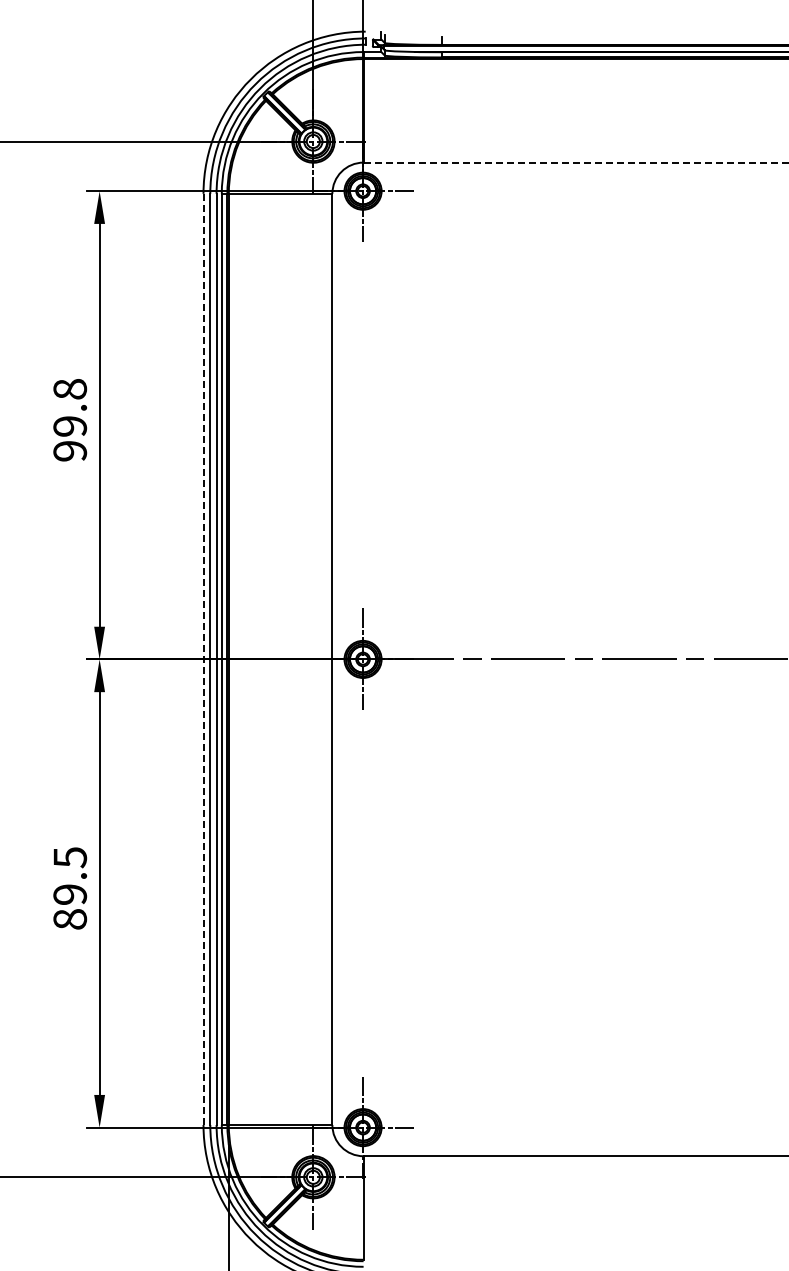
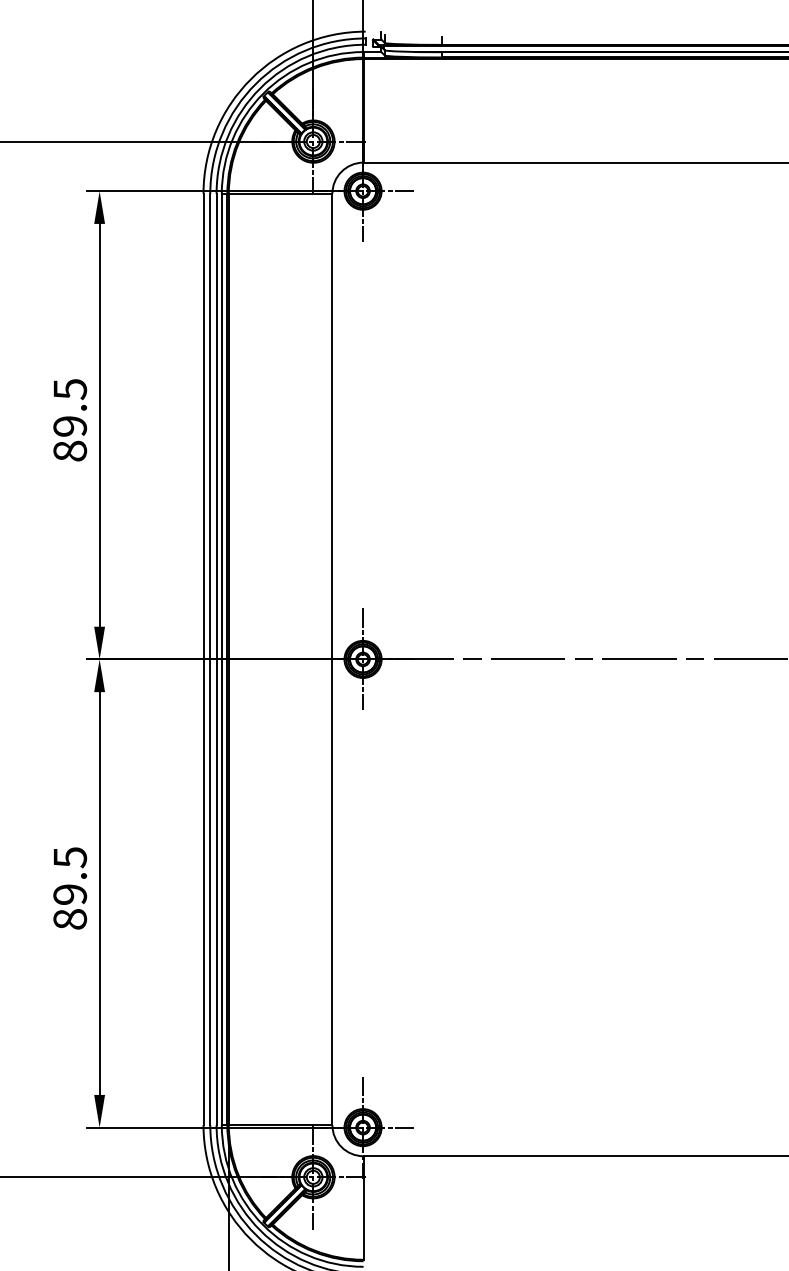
line: dashed -> solid (576, 162)
text: 99.8 -> 89.5 (70, 420)
line: dashed -> solid (203, 659)
